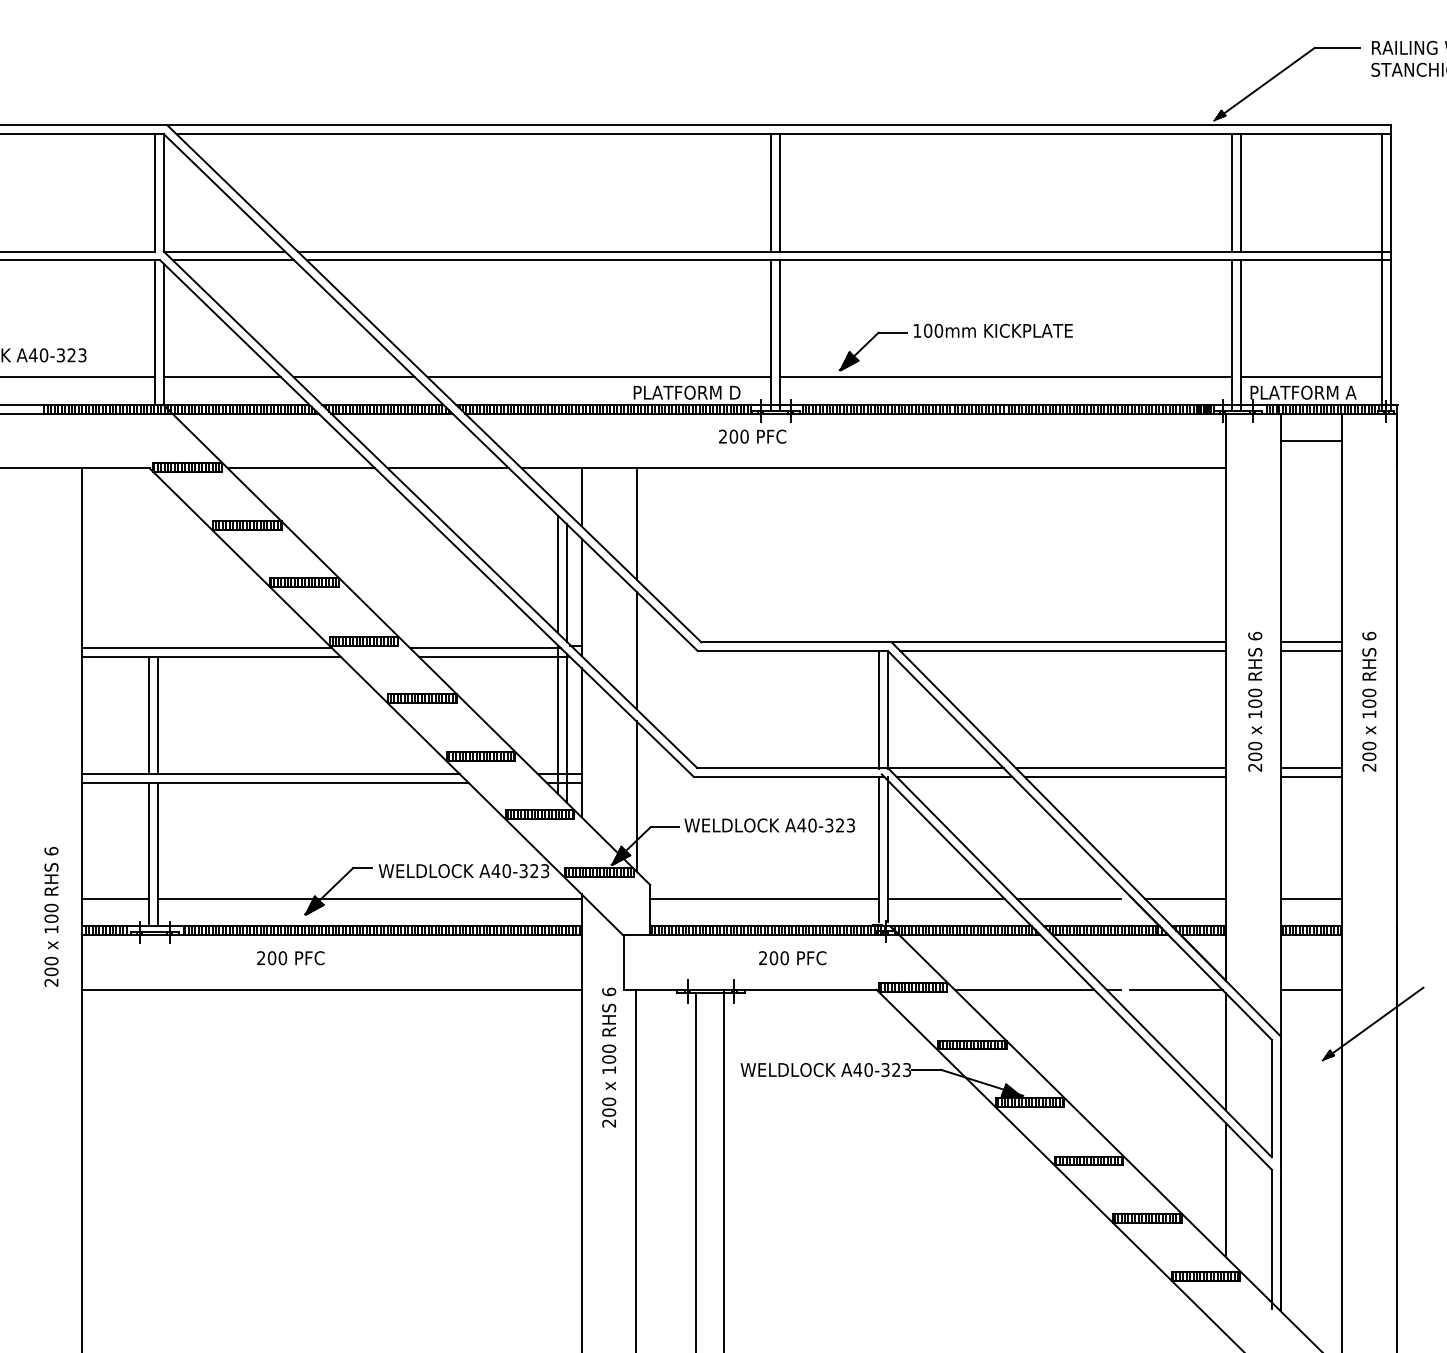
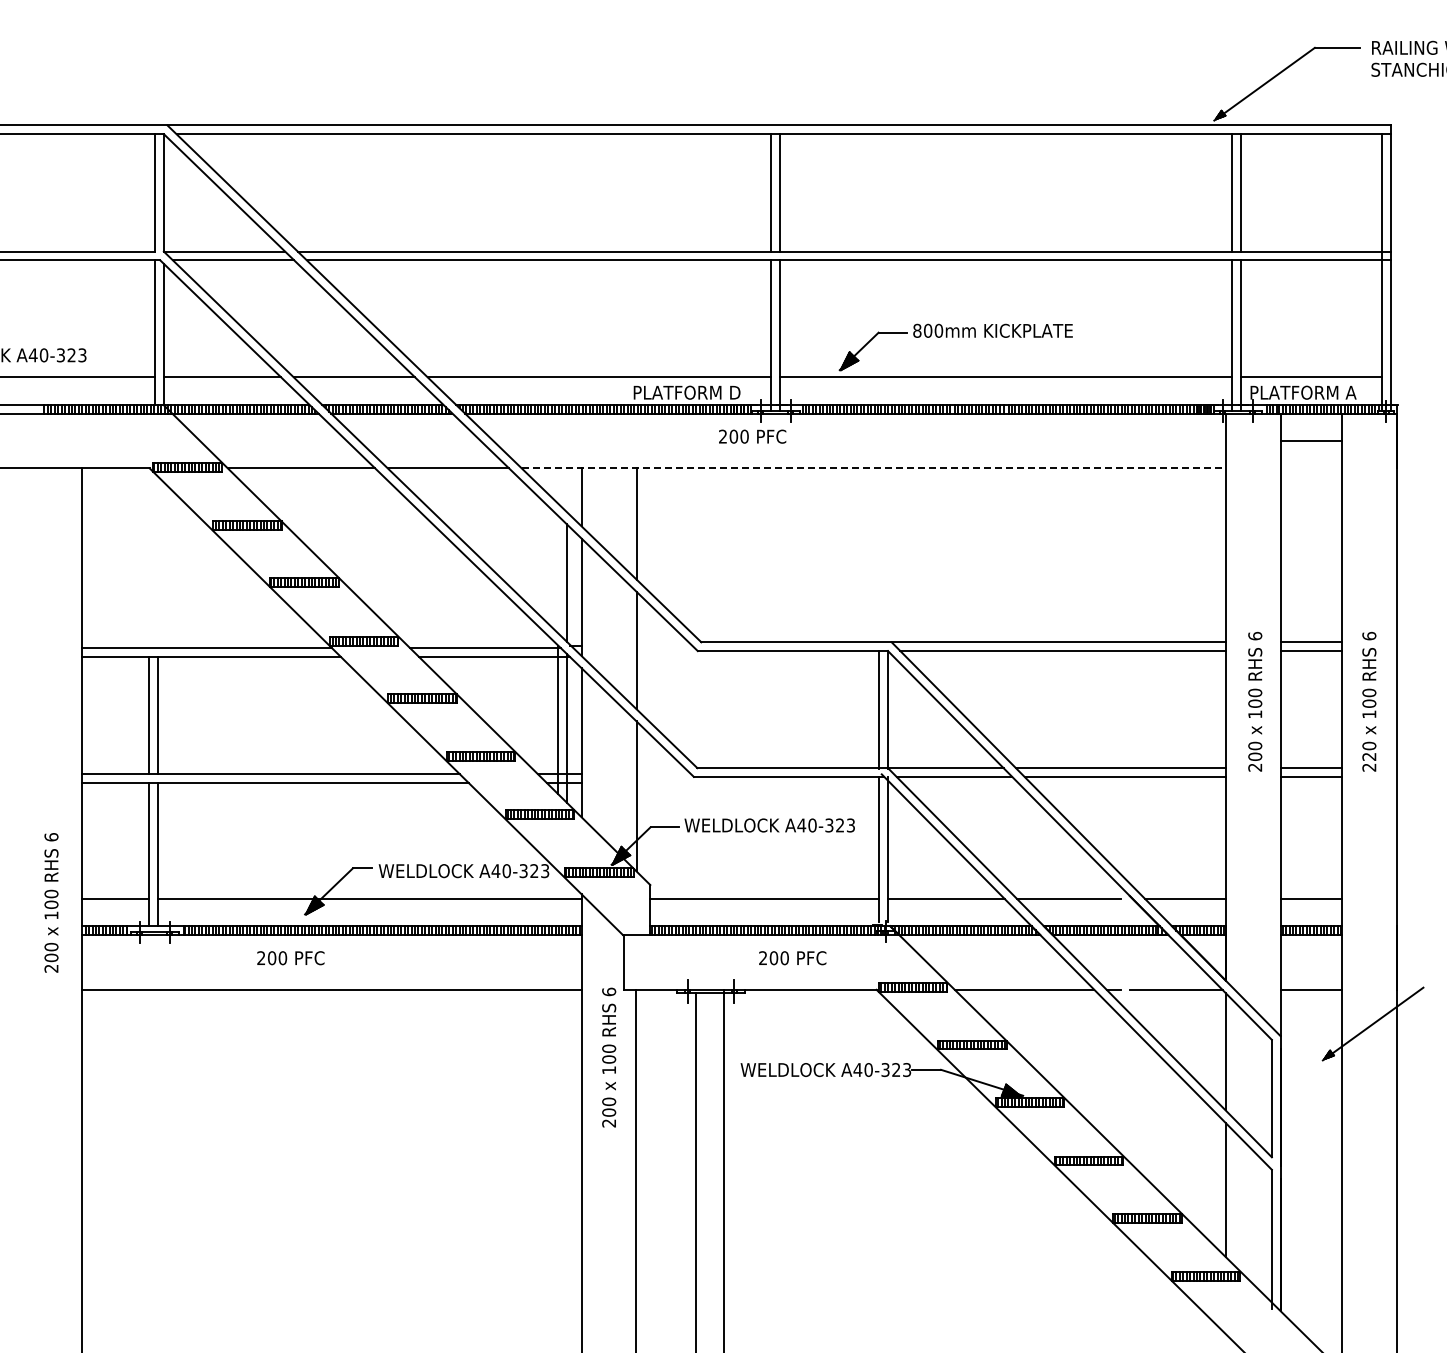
text: 100mm -> 800mm (917, 330)
line: solid -> dashed (873, 468)
line: present -> none (558, 574)
text: 200 -> 220 (1369, 756)
text position: (51, 916) -> (51, 902) (51, 902)
